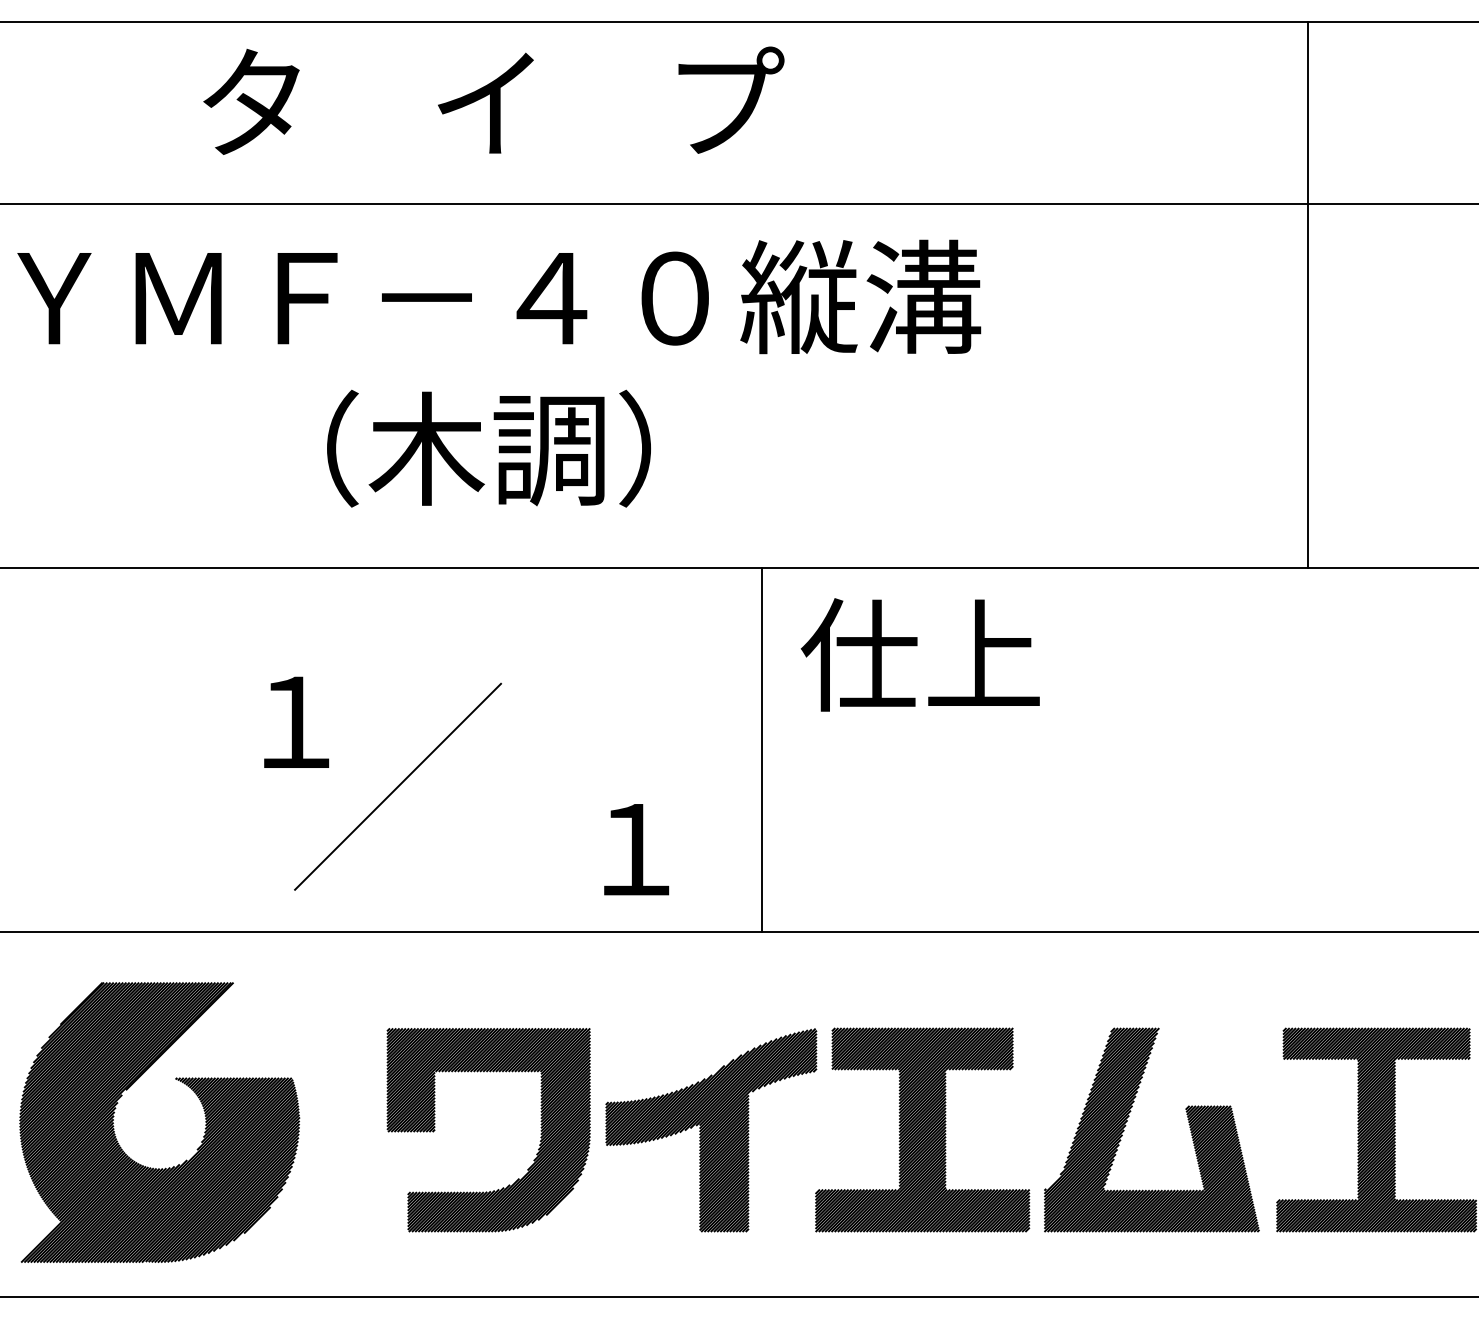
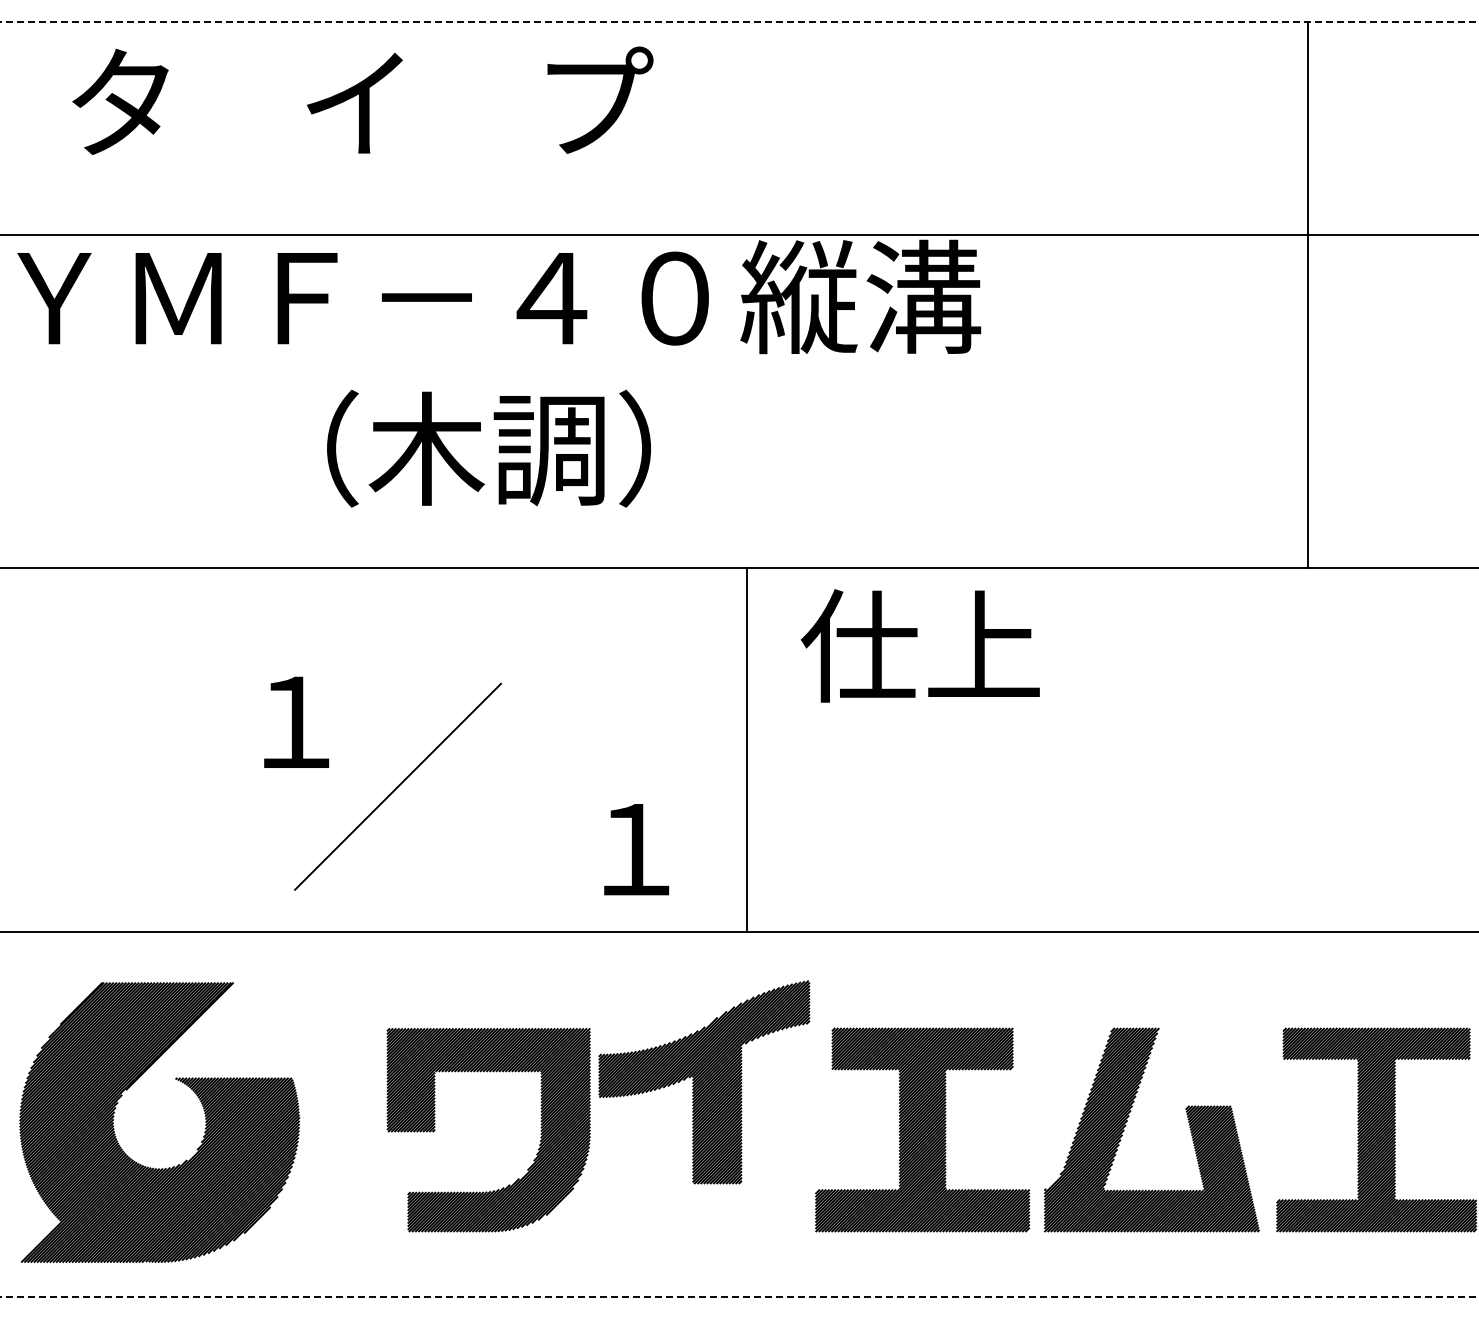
line: solid -> dashed (739, 22)
text position: (493, 100) -> (362, 100) (362, 100)
line position: (738, 204) -> (738, 235) (738, 235)
text position: (919, 654) -> (919, 645) (919, 645)
line position: (762, 750) -> (747, 750) (747, 750)
part position: (711, 1130) -> (704, 1082) (704, 1082)
line: solid -> dashed (739, 1296)
